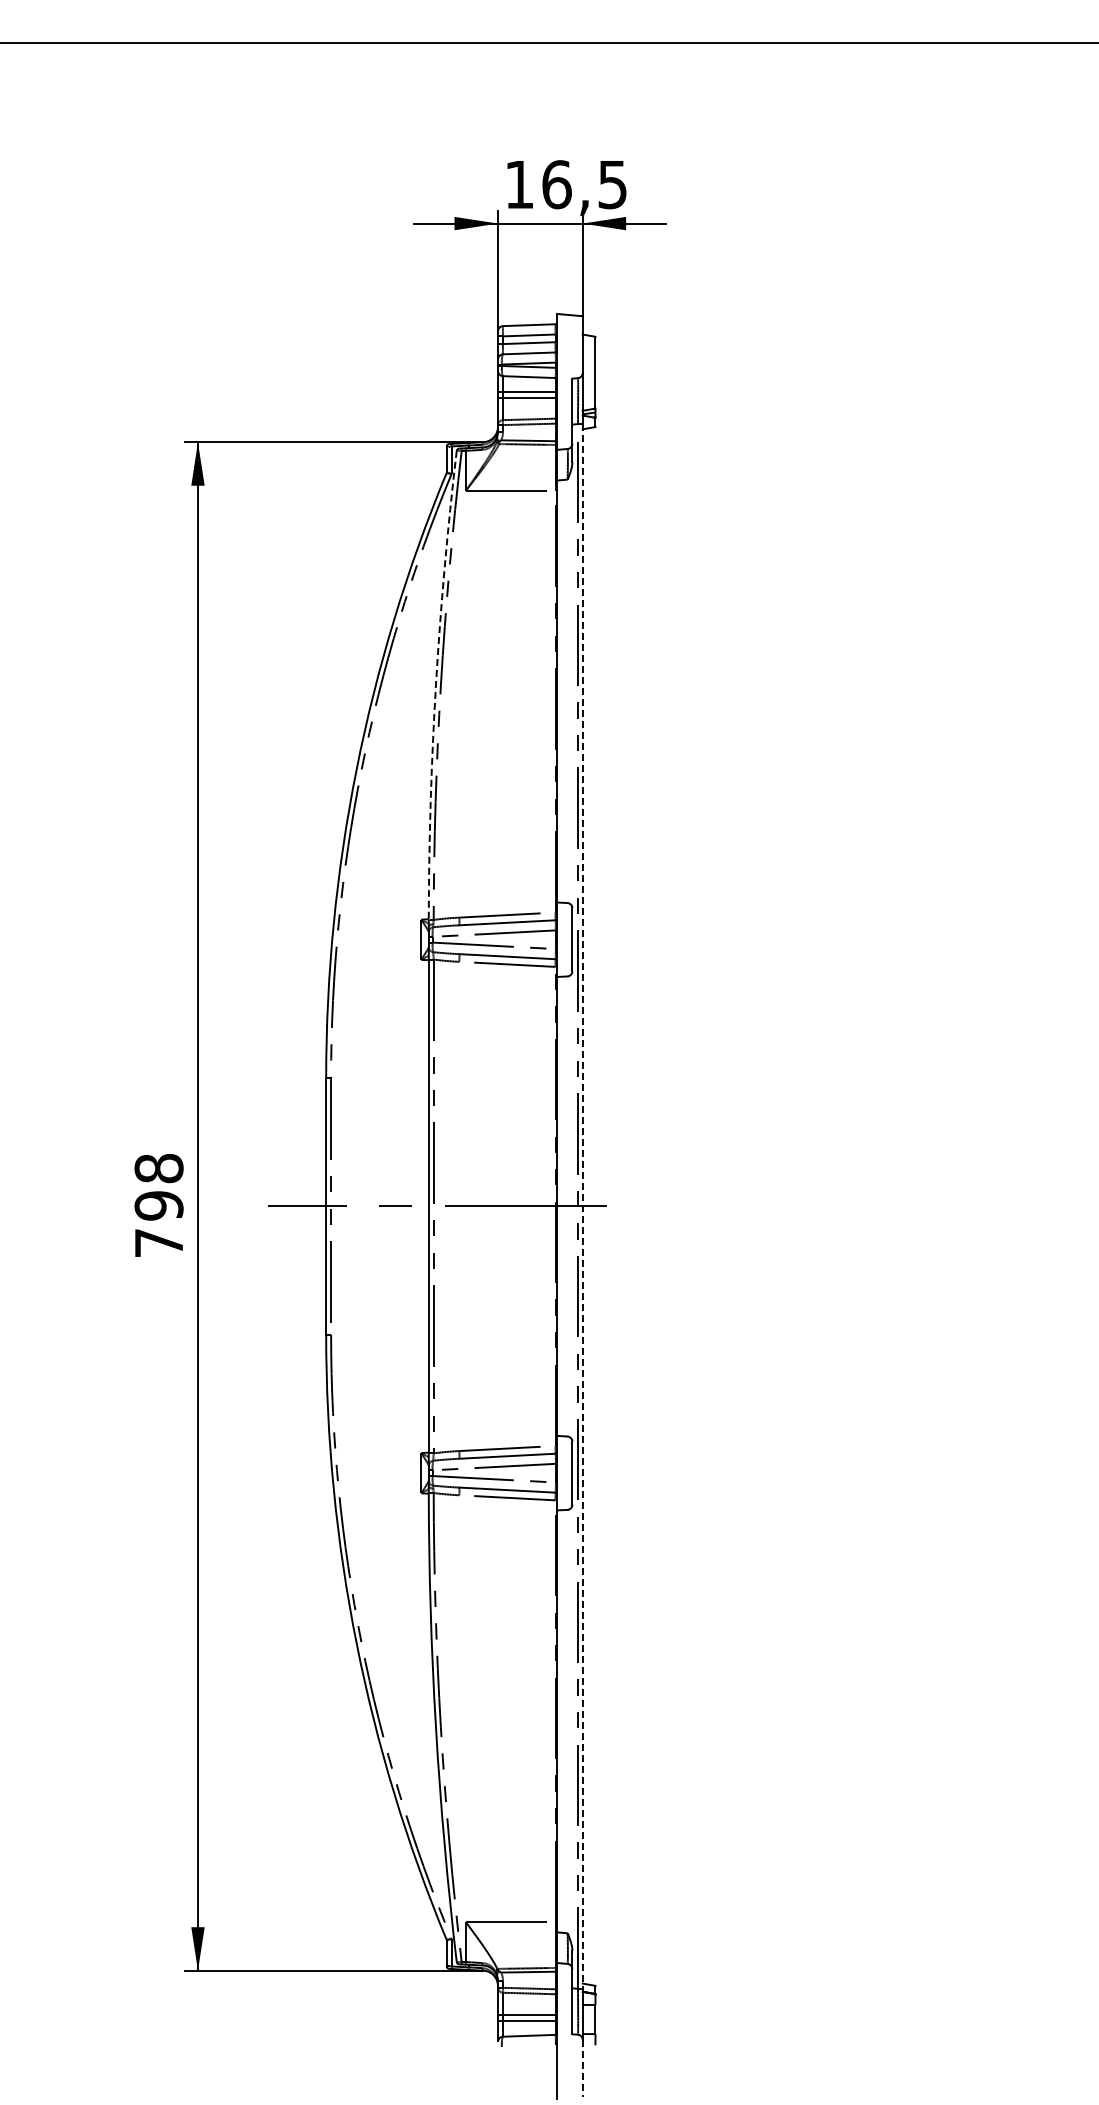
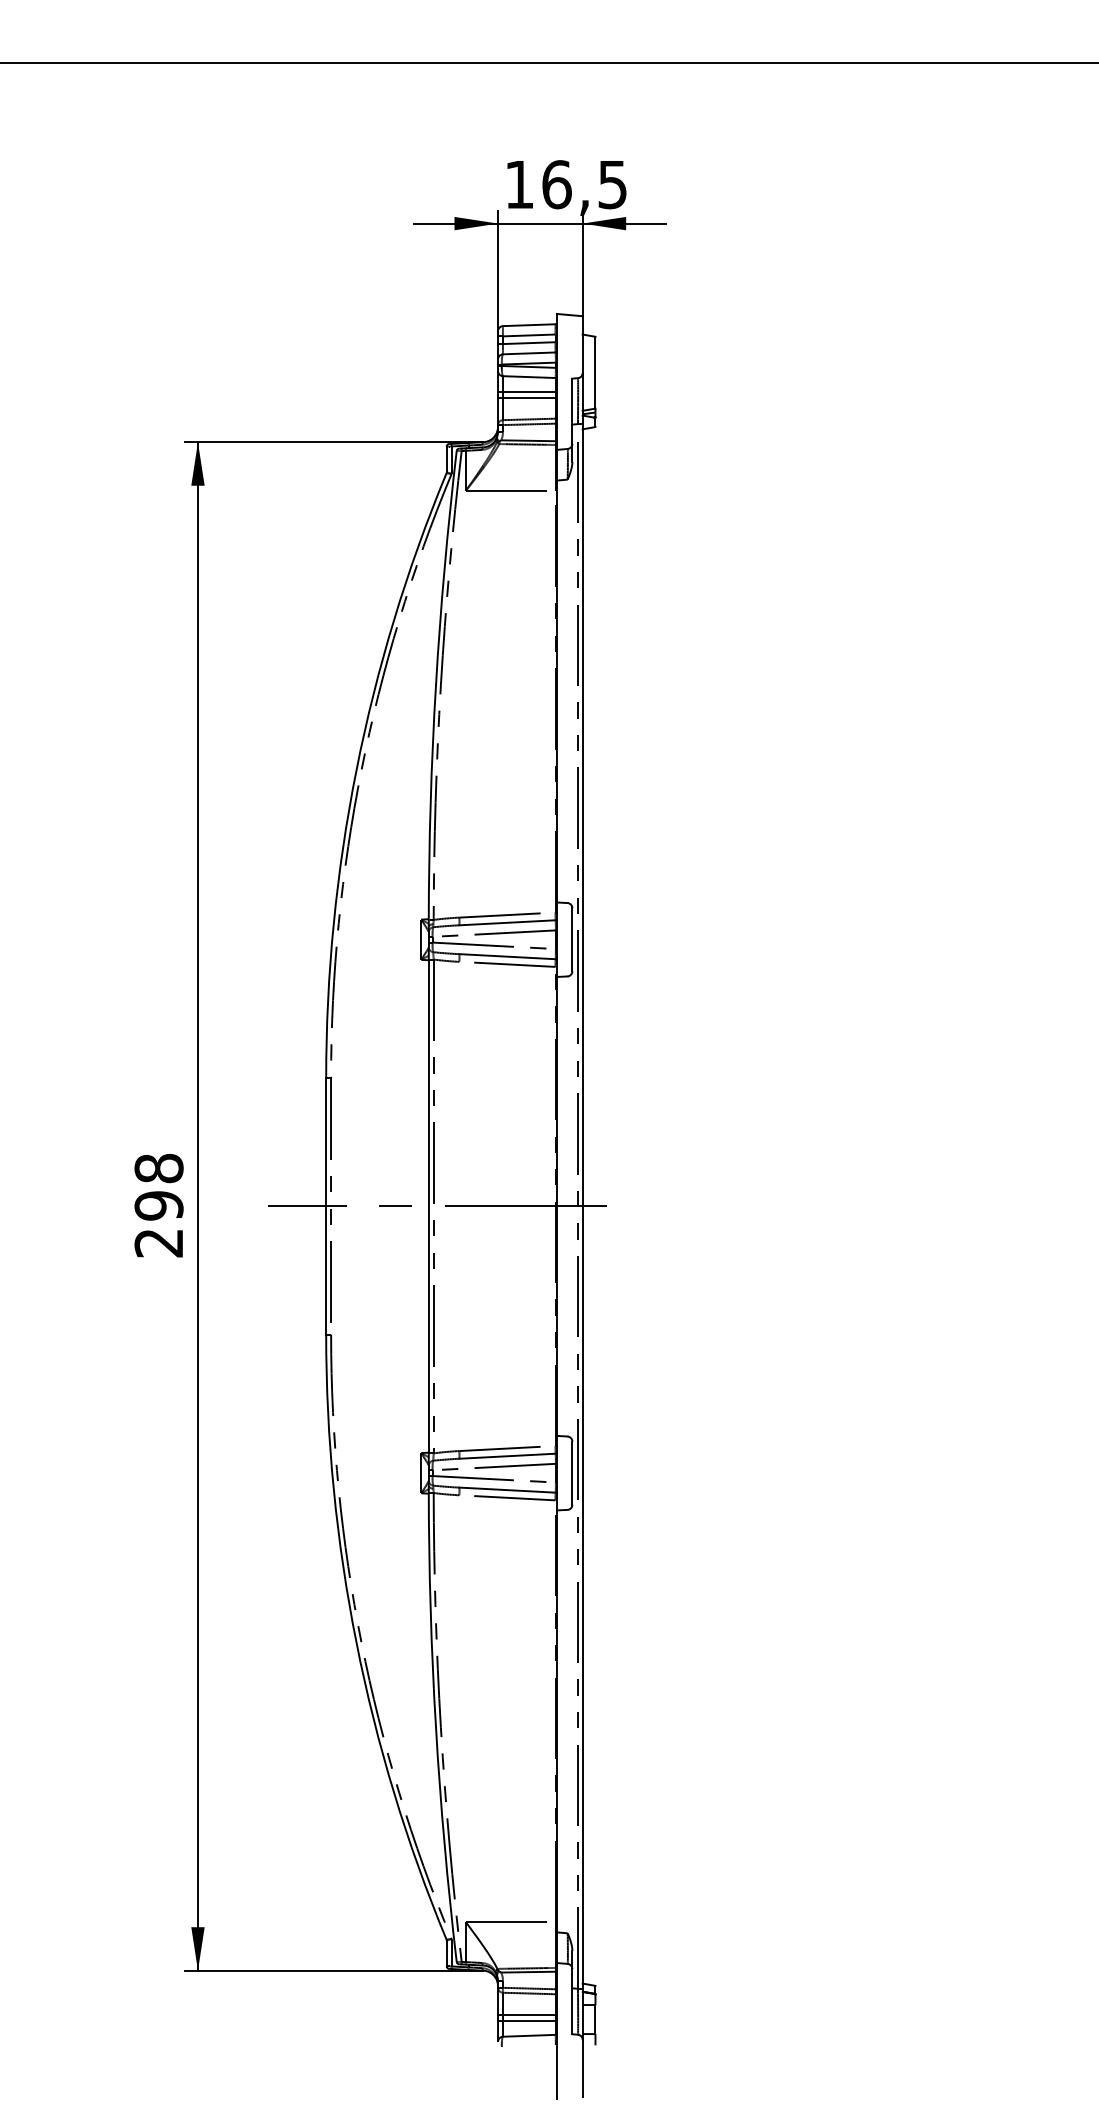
line position: (548, 43) -> (548, 63) (548, 63)
arc: dashed -> solid (435, 684)
line: dashed -> solid (582, 1206)
text: 798 -> 298 (158, 1243)
line: dashed -> solid (582, 2068)
